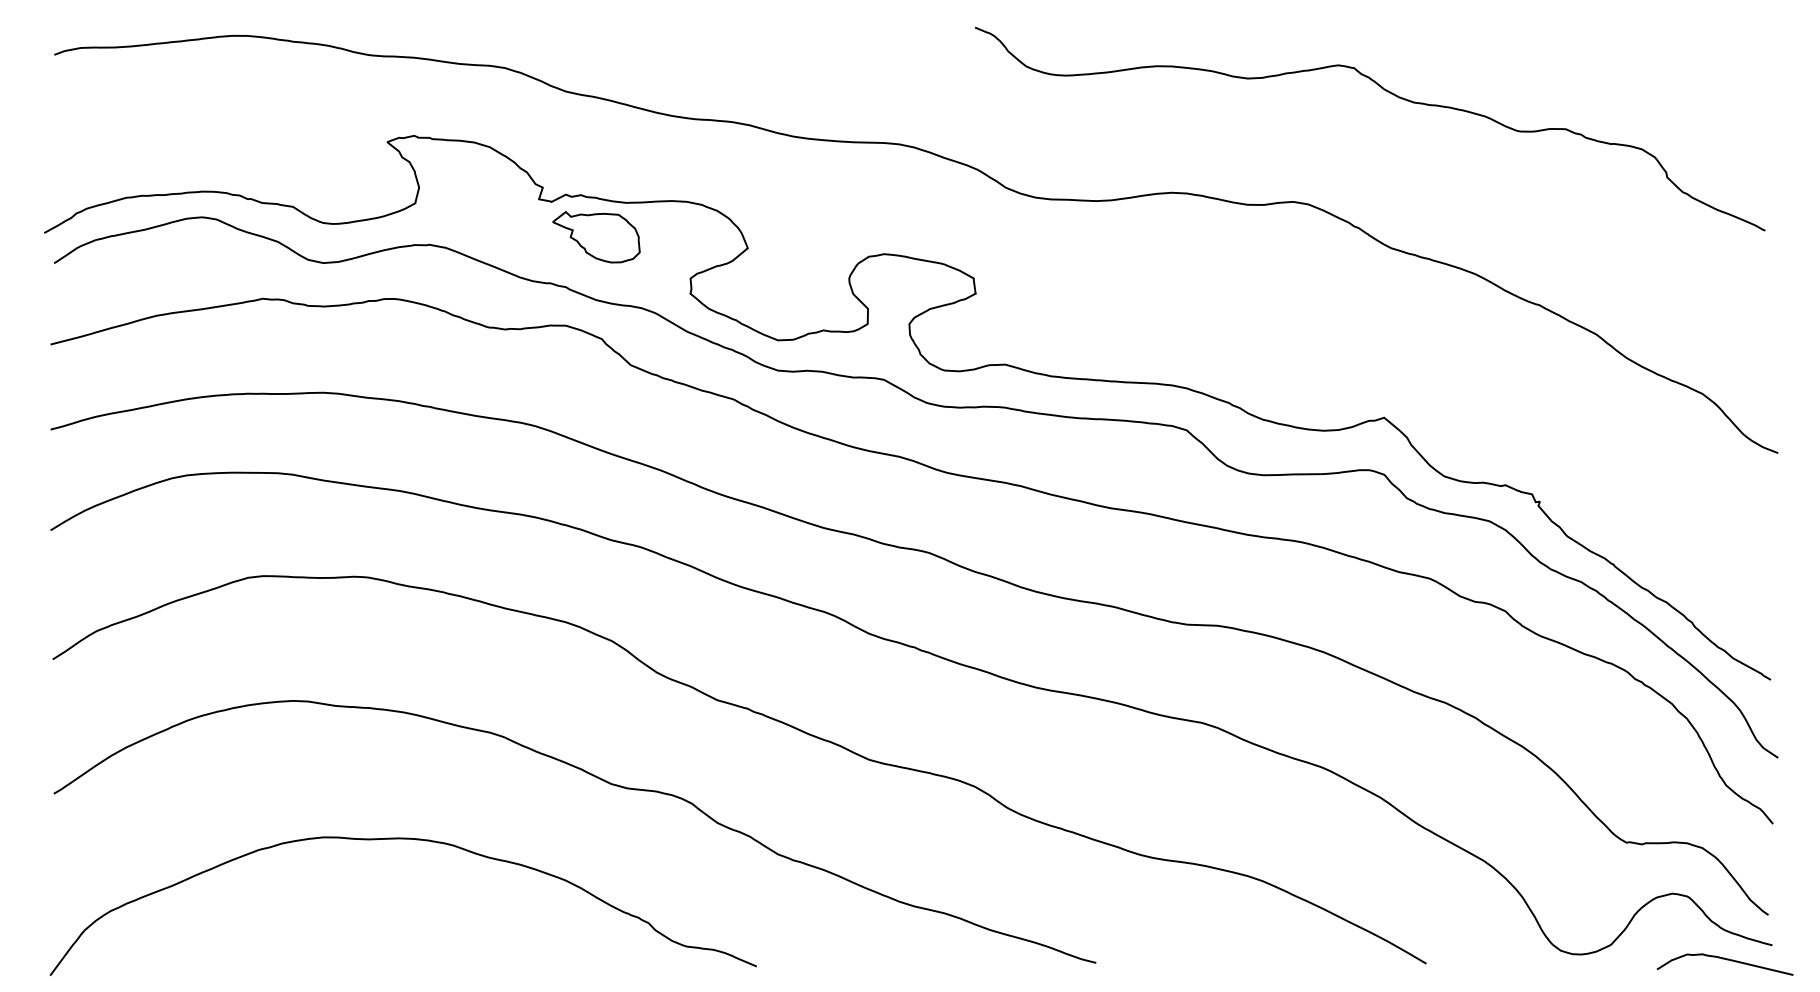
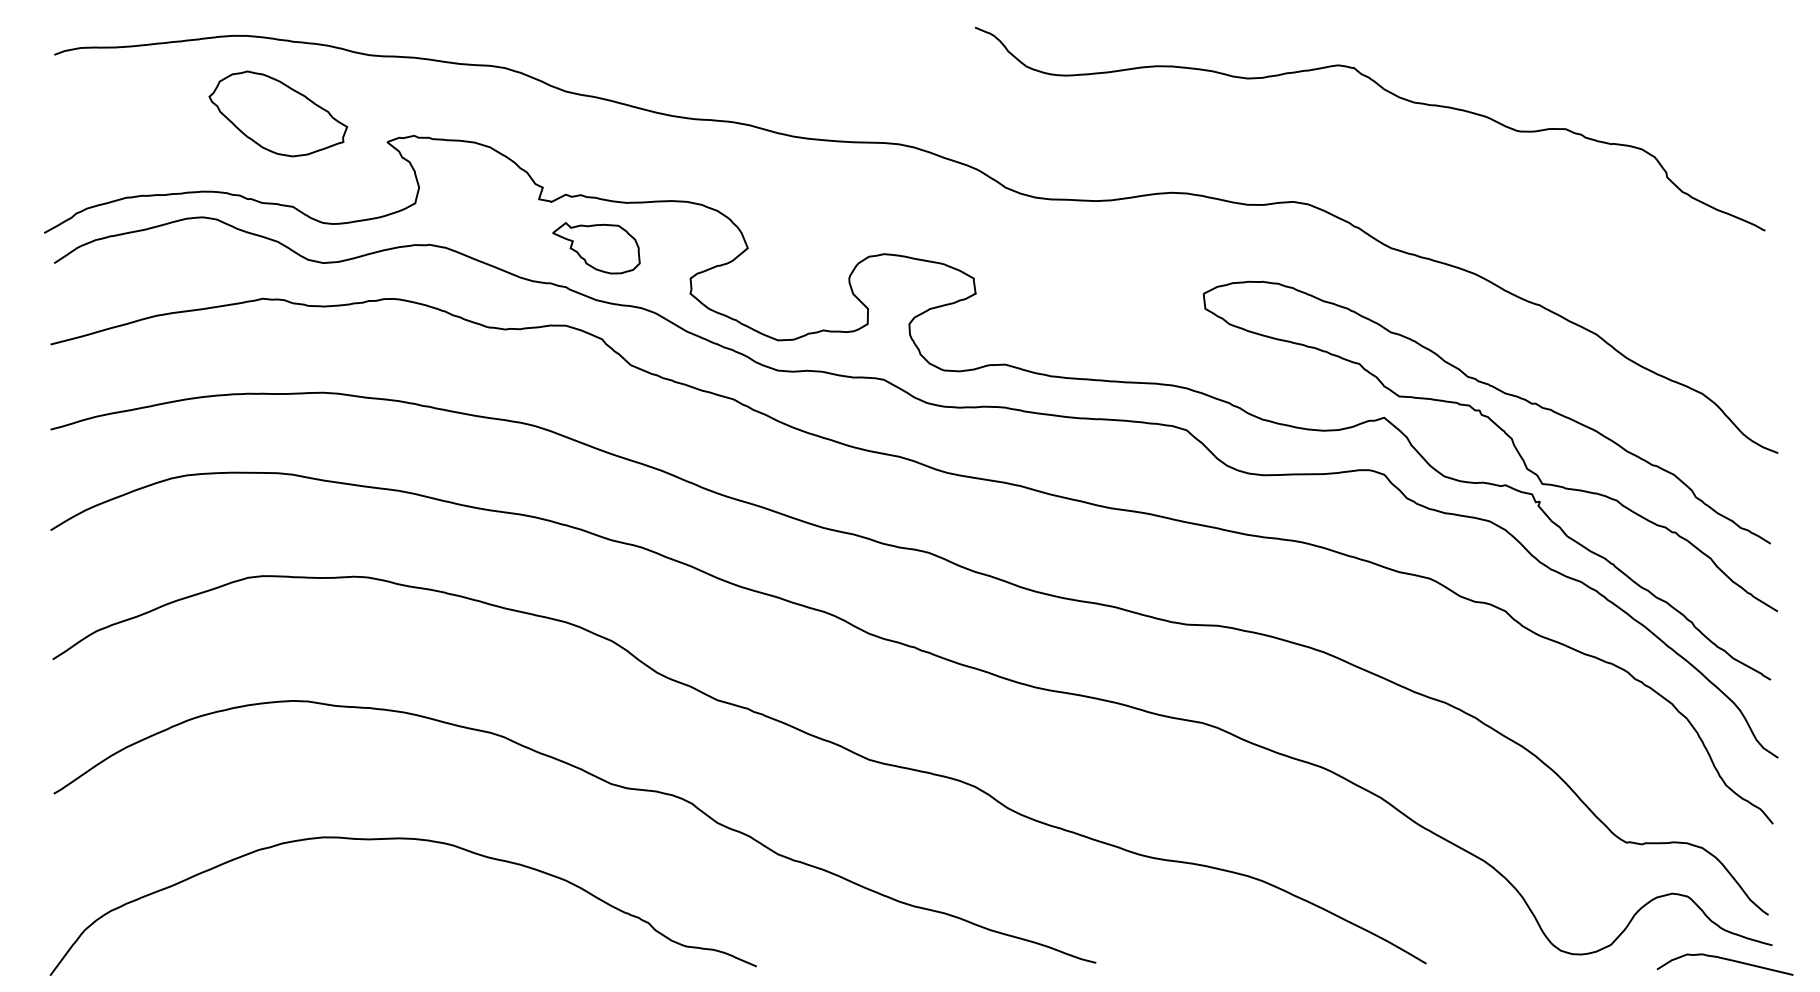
part: none -> present (278, 113)
part position: (596, 237) -> (596, 248) (596, 248)
curve: none -> present (1503, 432)
